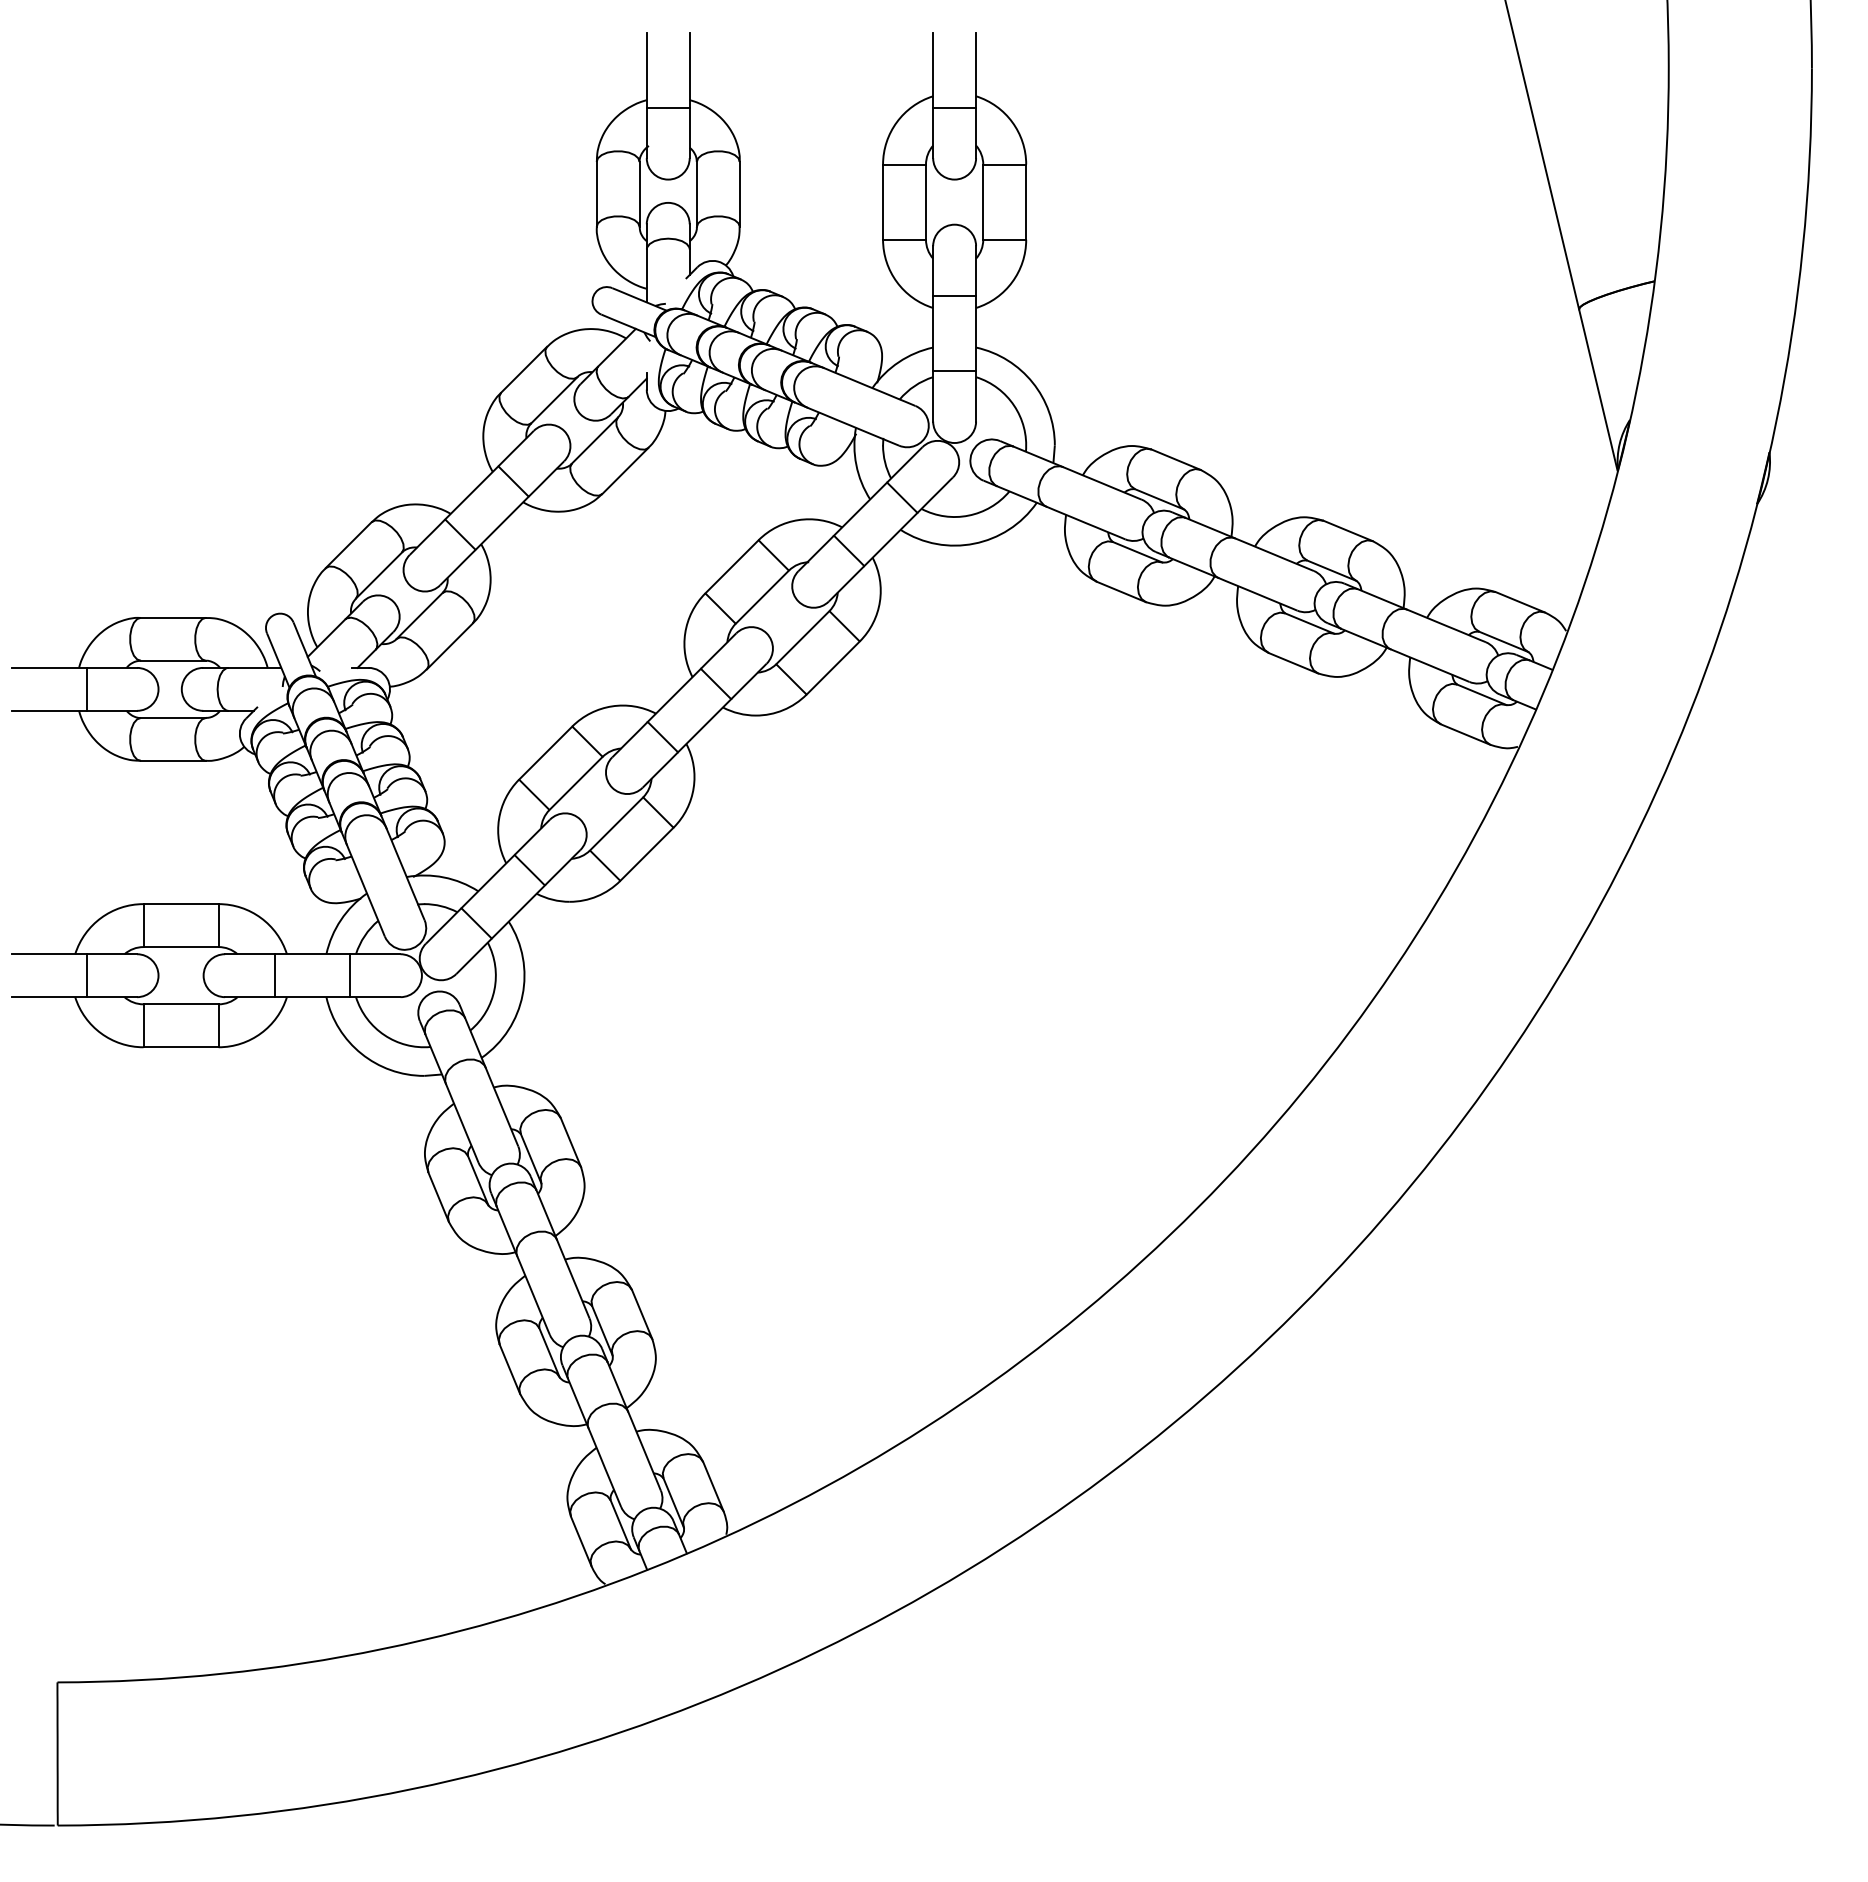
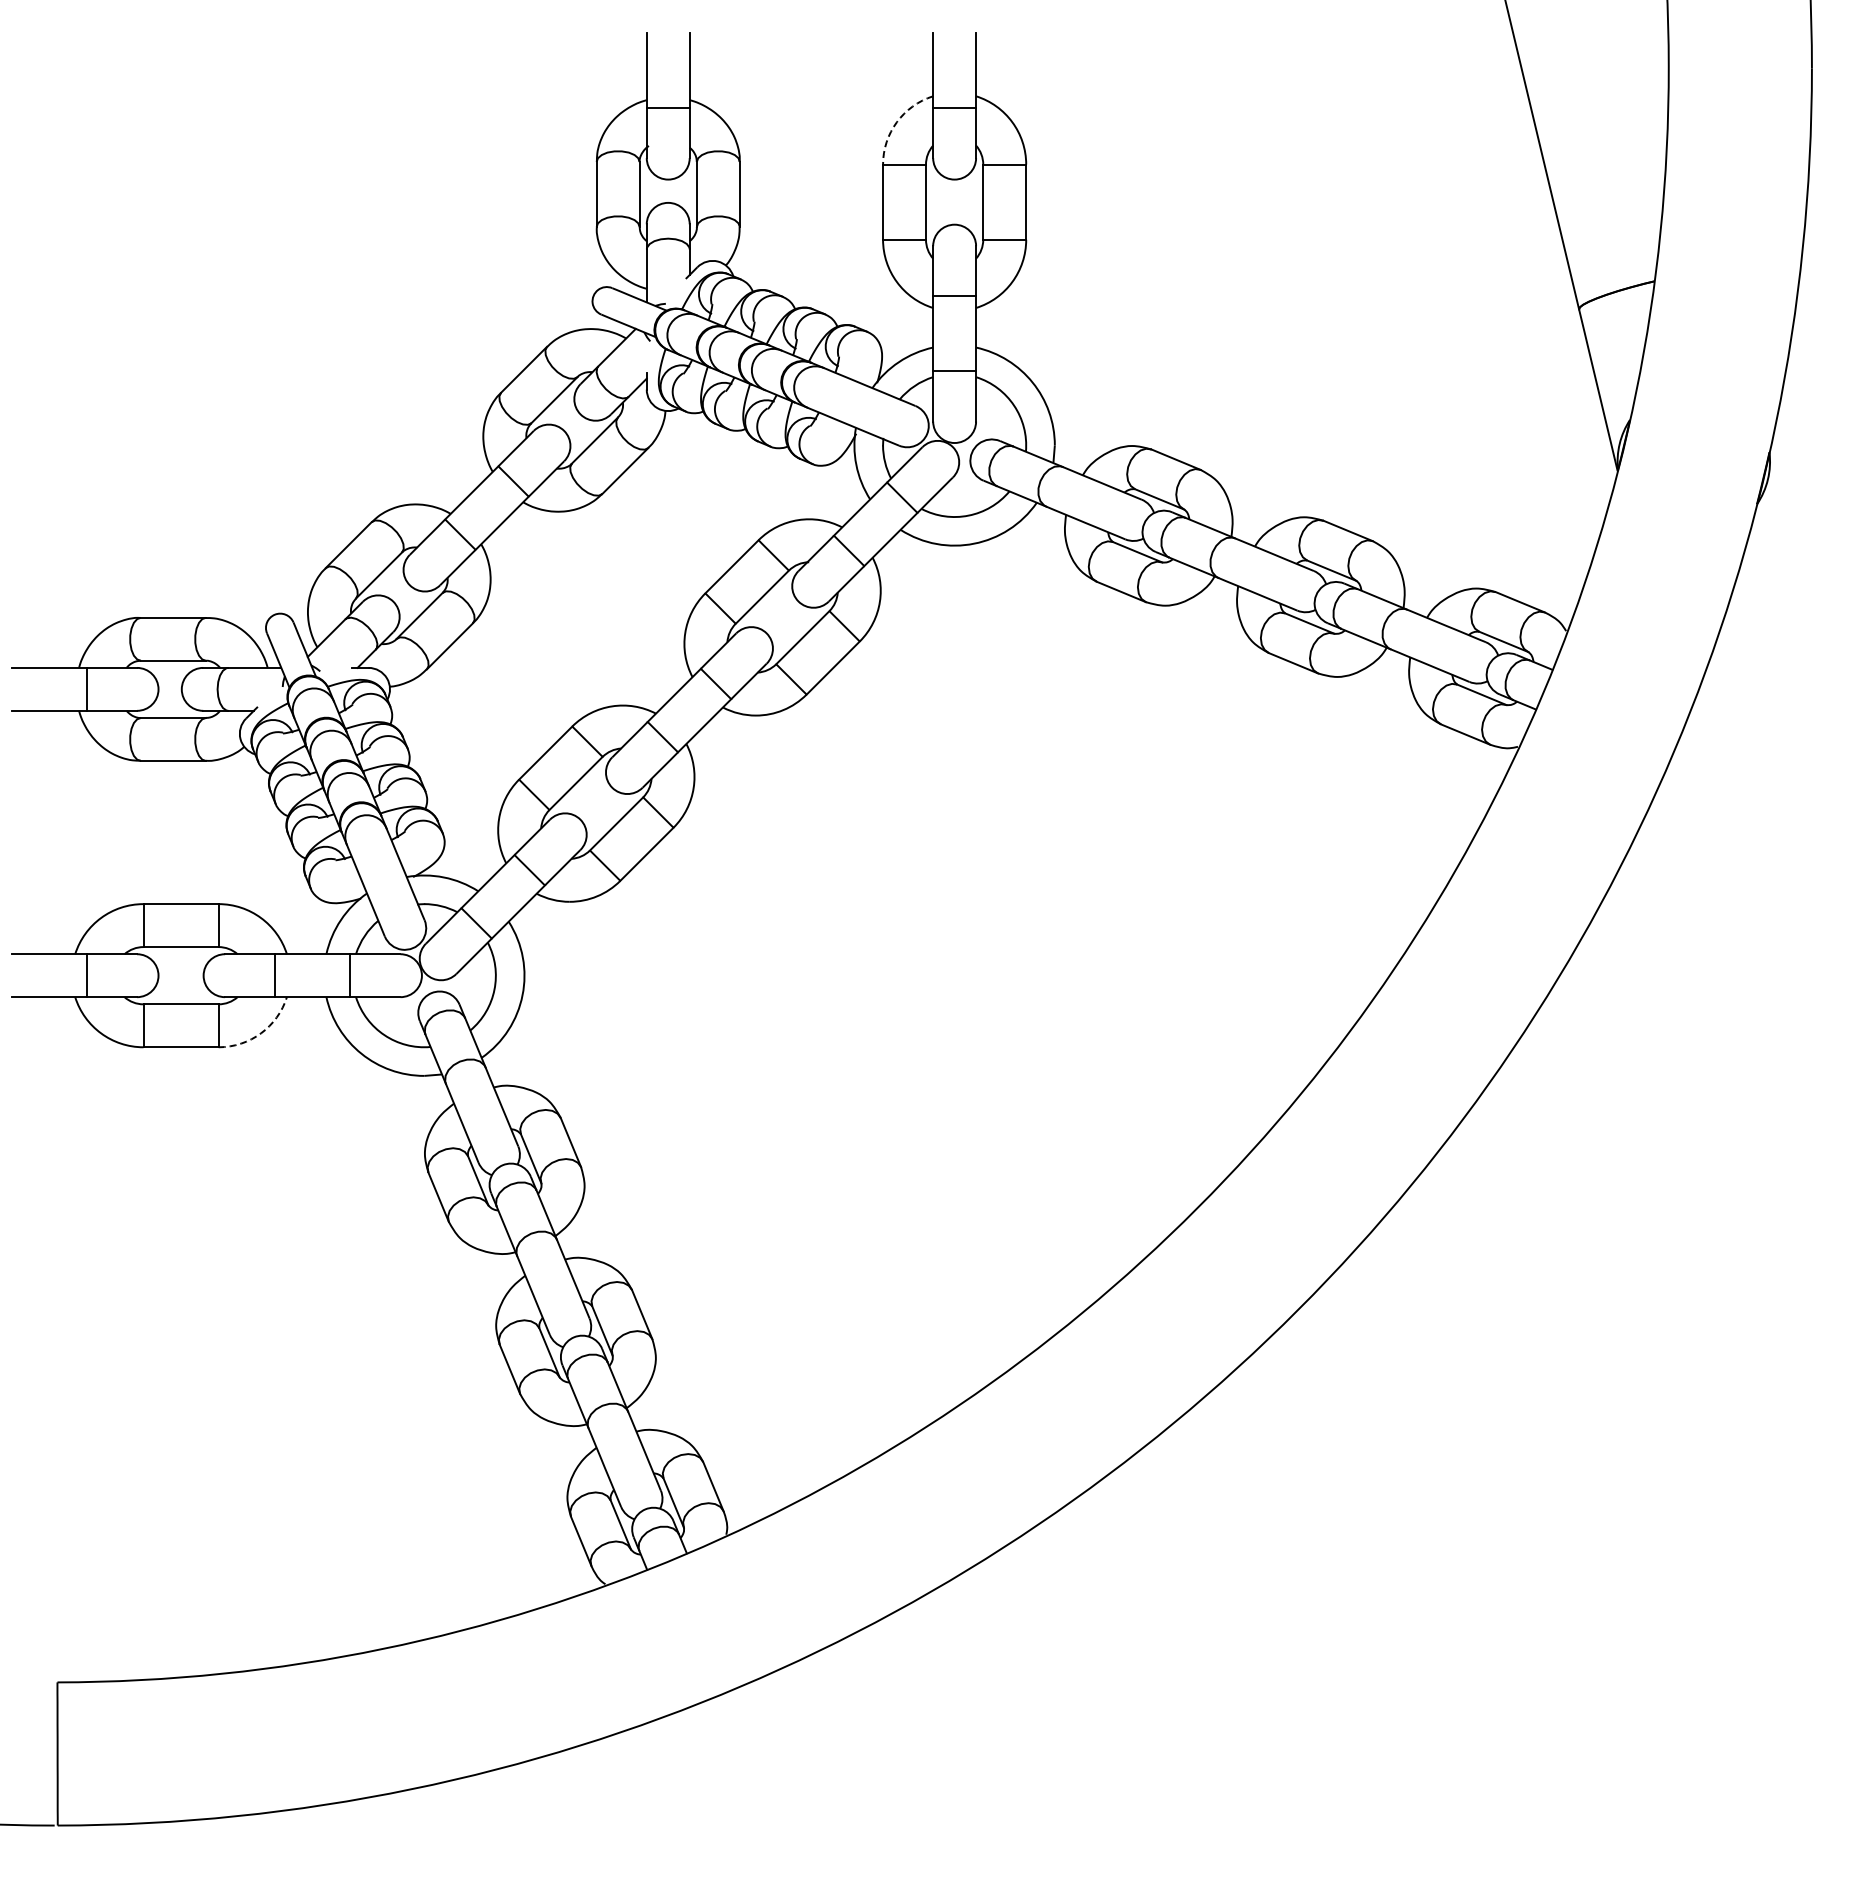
arc: solid -> dashed (896, 122)
arc: solid -> dashed (261, 1033)
